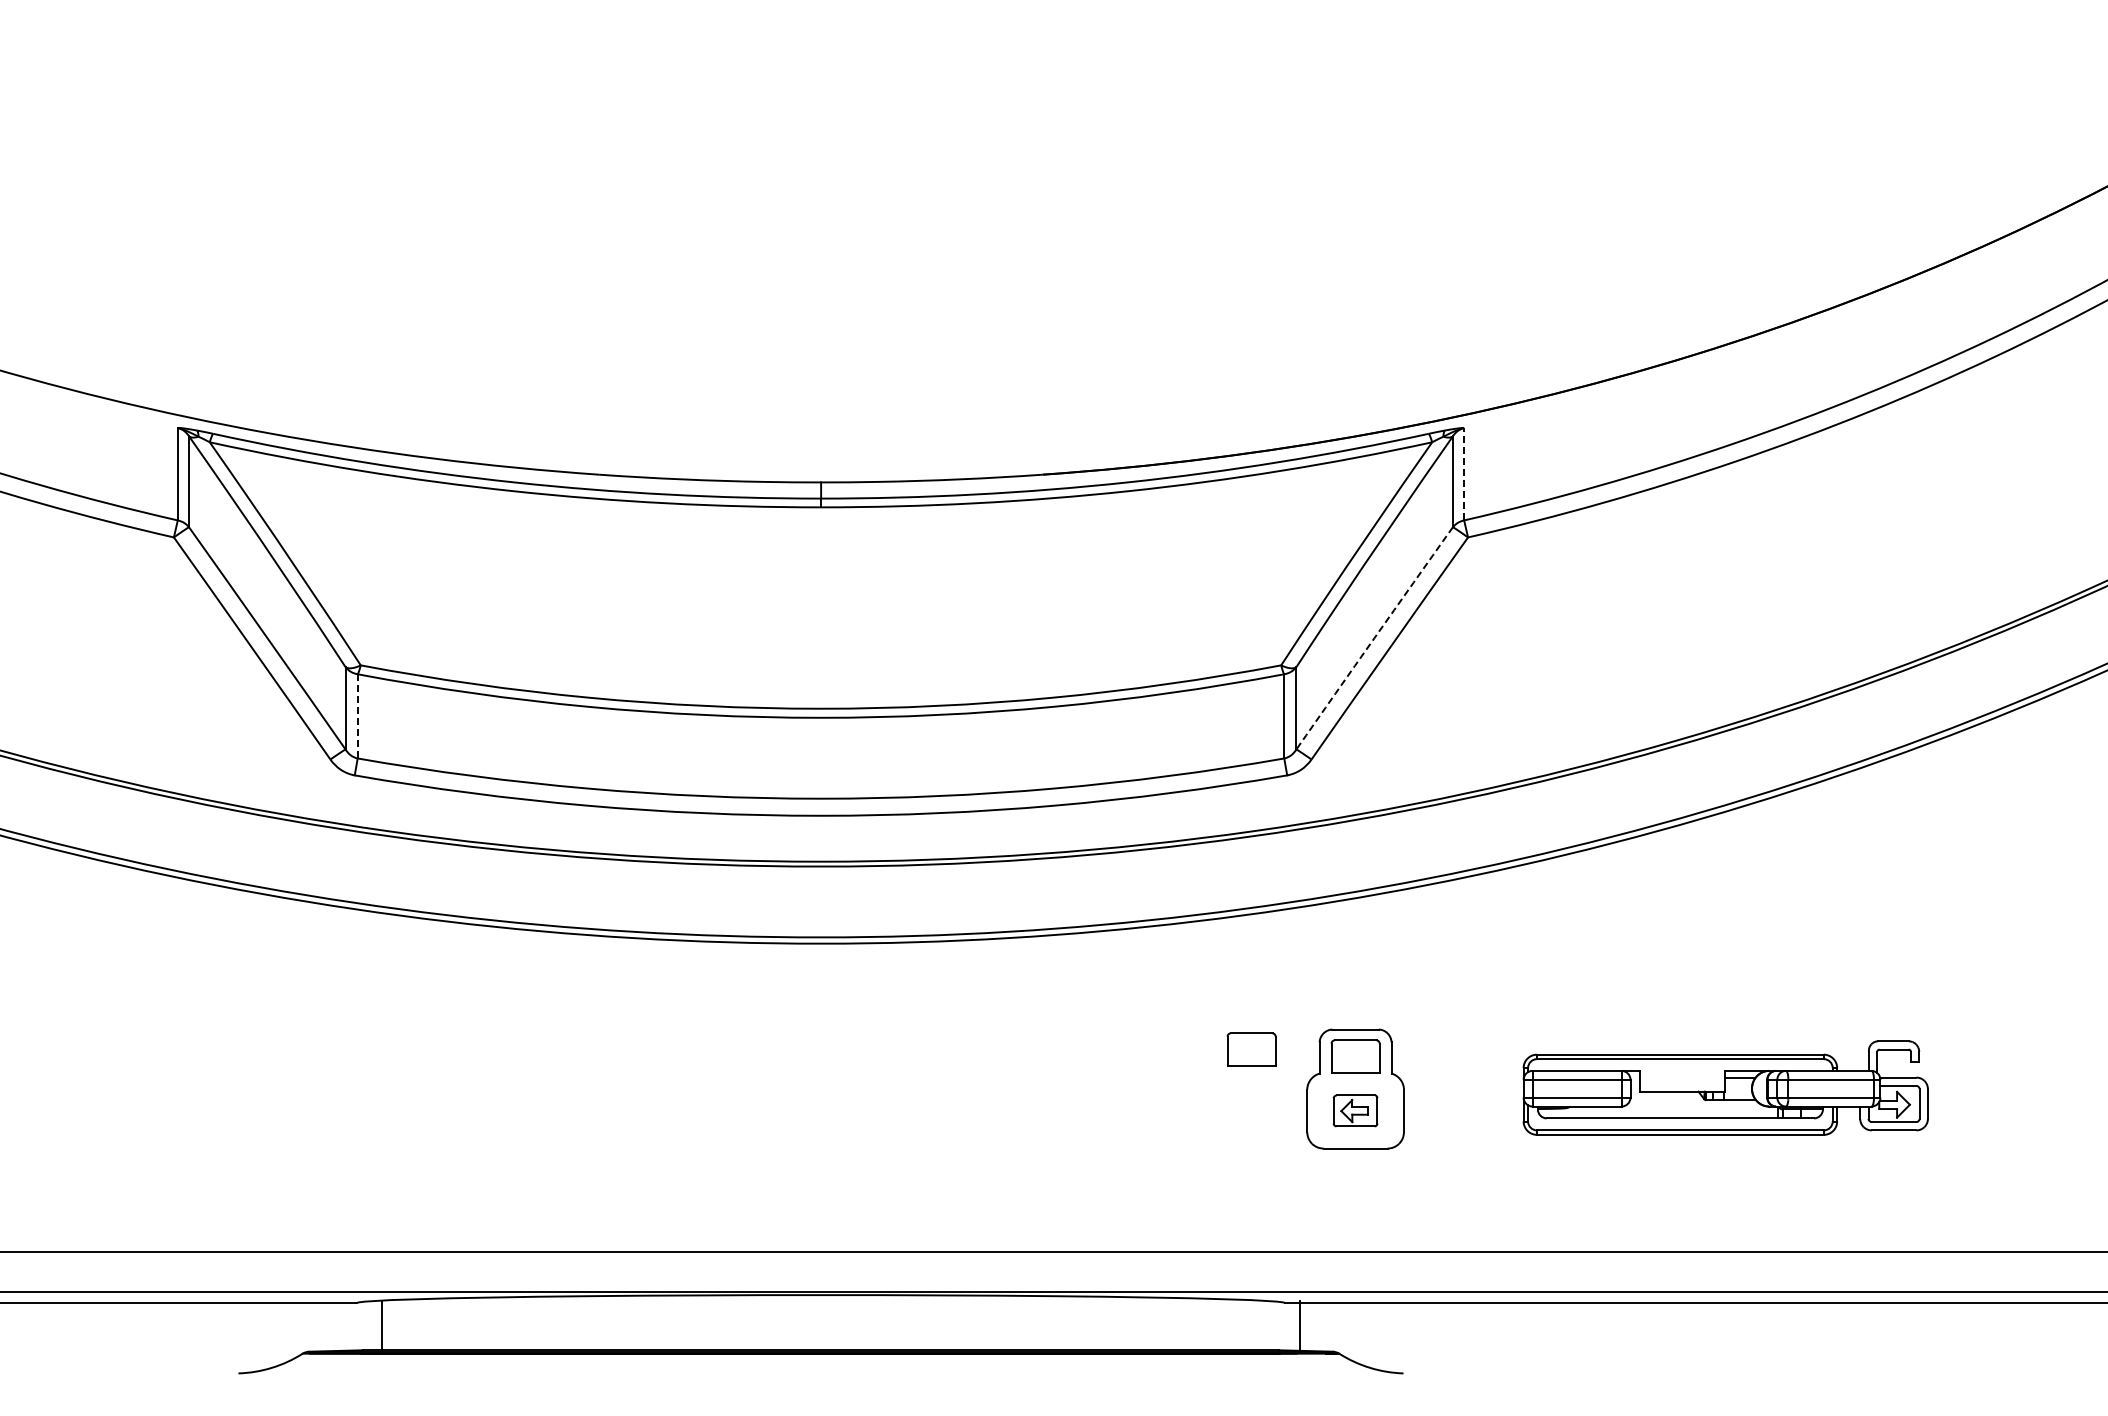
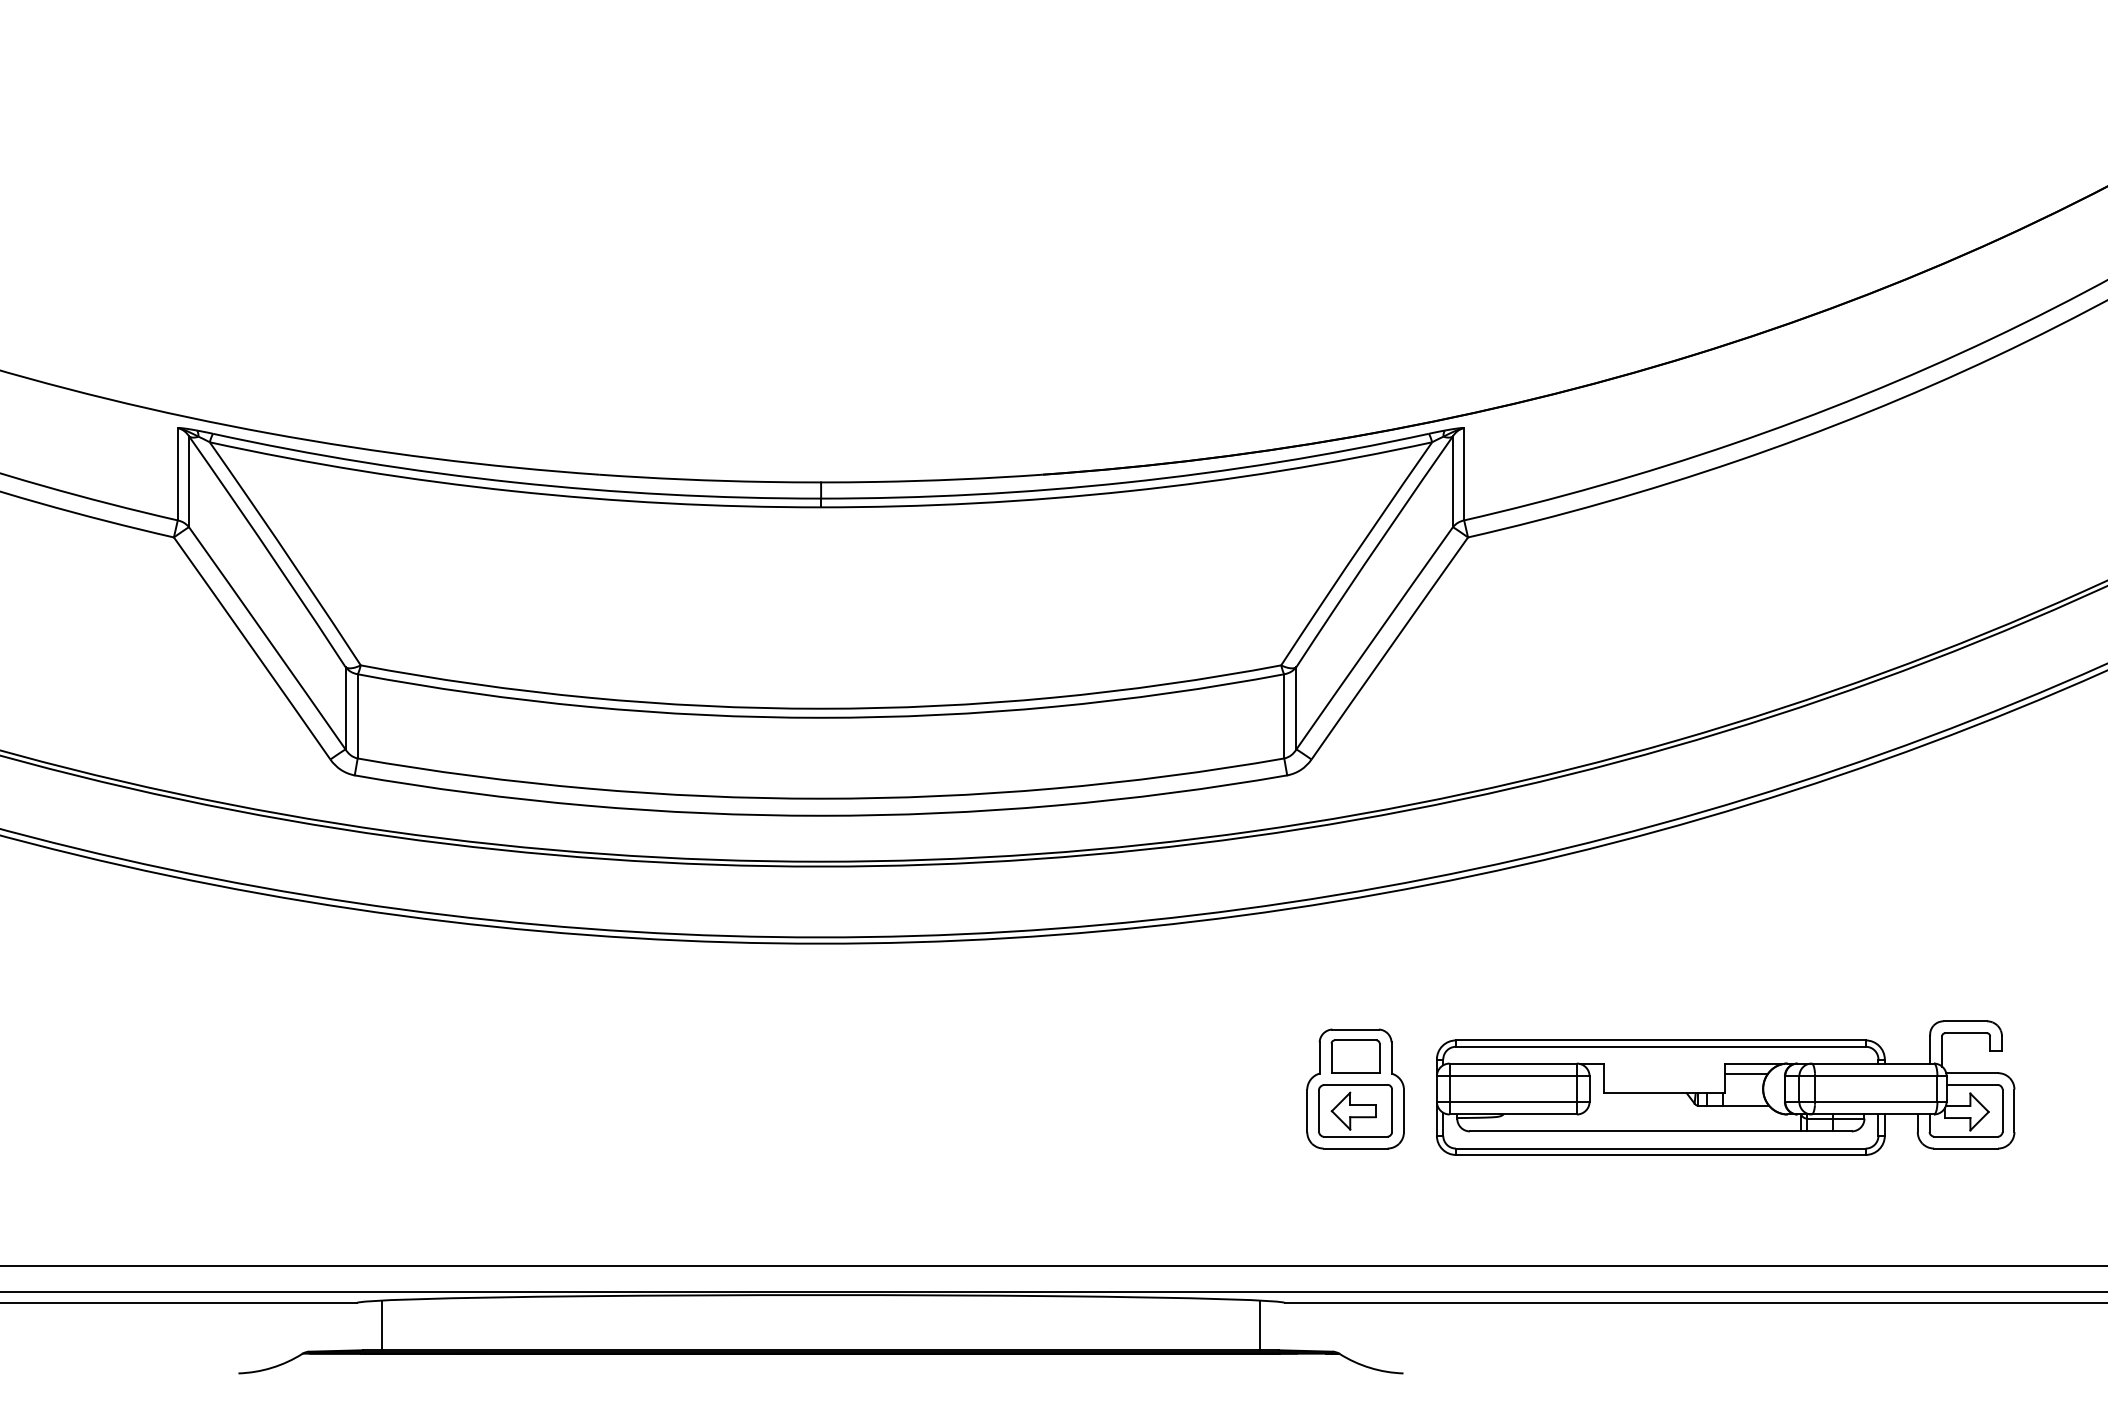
line: dashed -> solid (1464, 473)
arc: dashed -> solid (1374, 638)
line: dashed -> solid (357, 716)
part: present -> none (1251, 1049)
part size: 407x96 px -> 580x136 px (1725, 1087)
part size: 47x34 px -> 75x54 px (1355, 1110)
line position: (1053, 1252) -> (1053, 1266) (1053, 1266)
line position: (1300, 1325) -> (1260, 1325) (1260, 1325)
